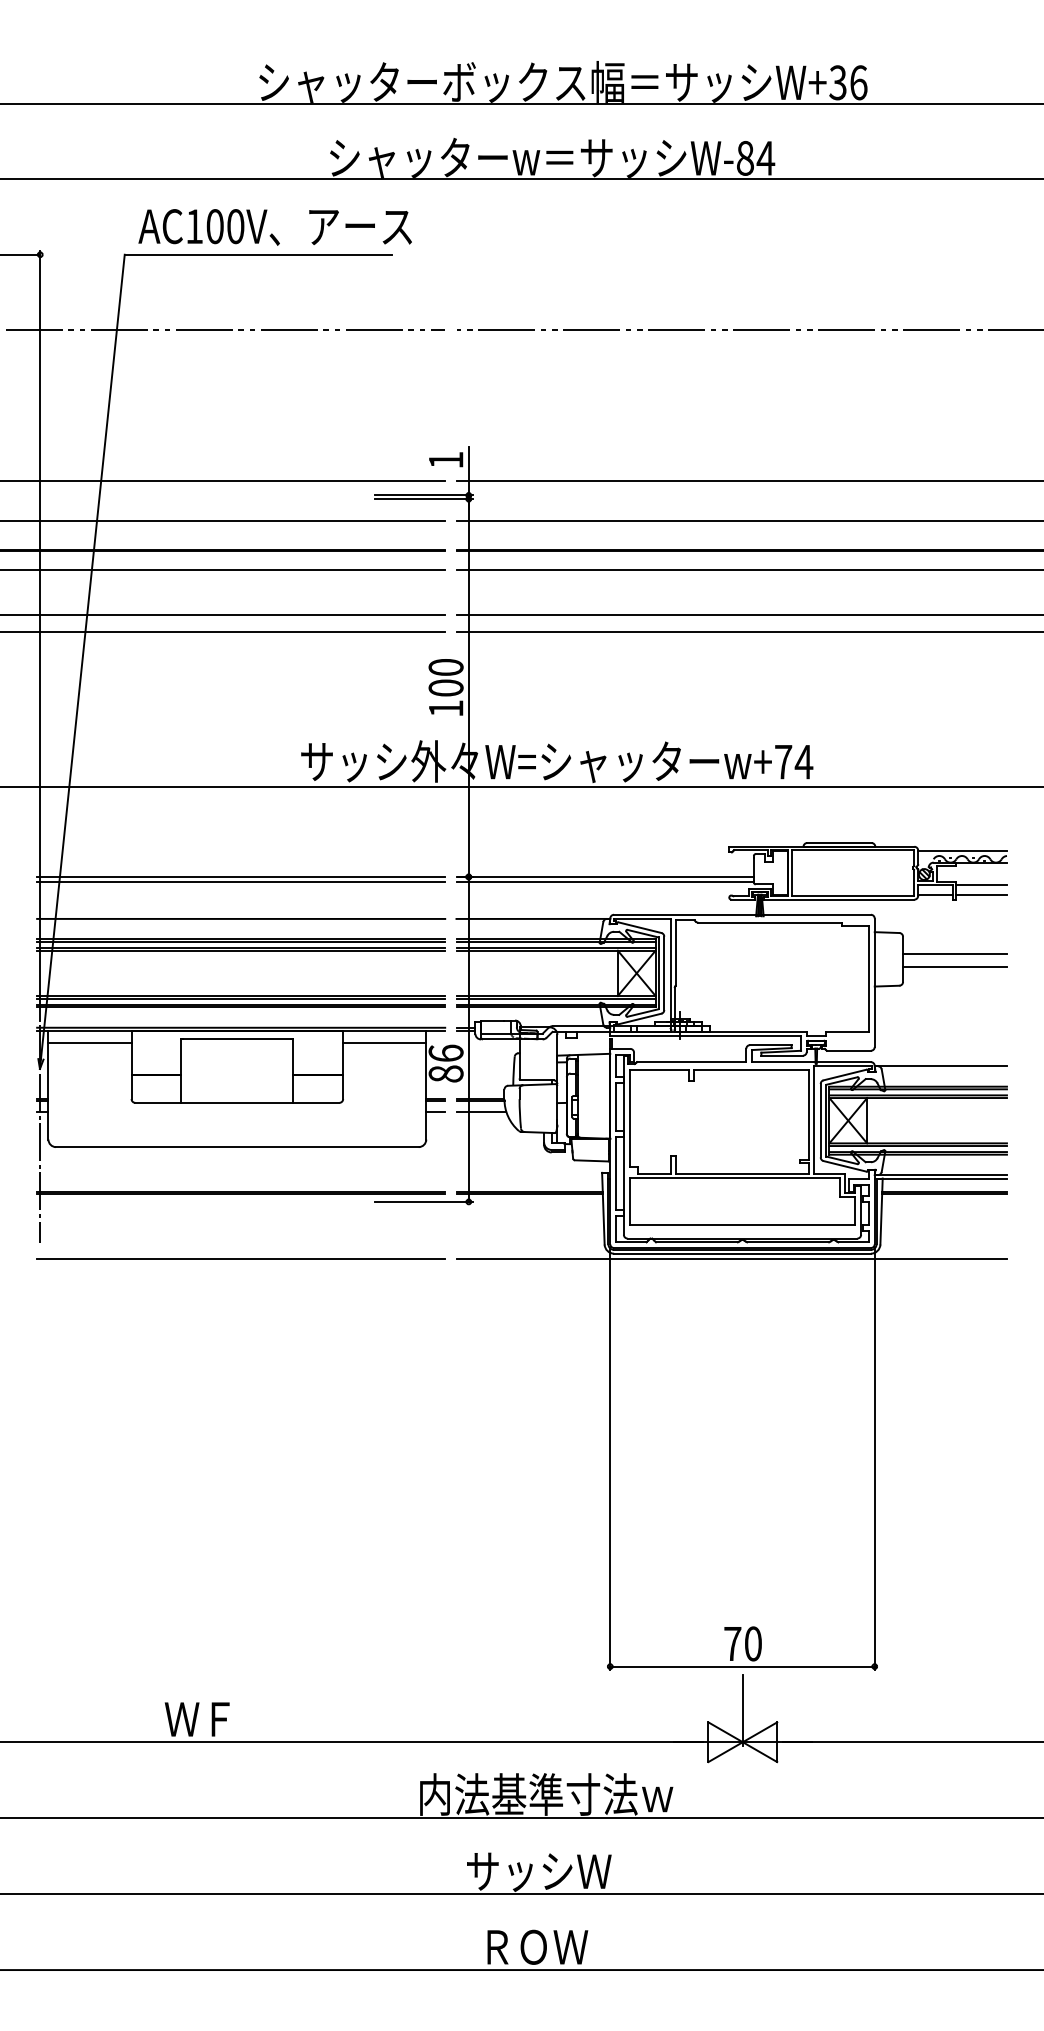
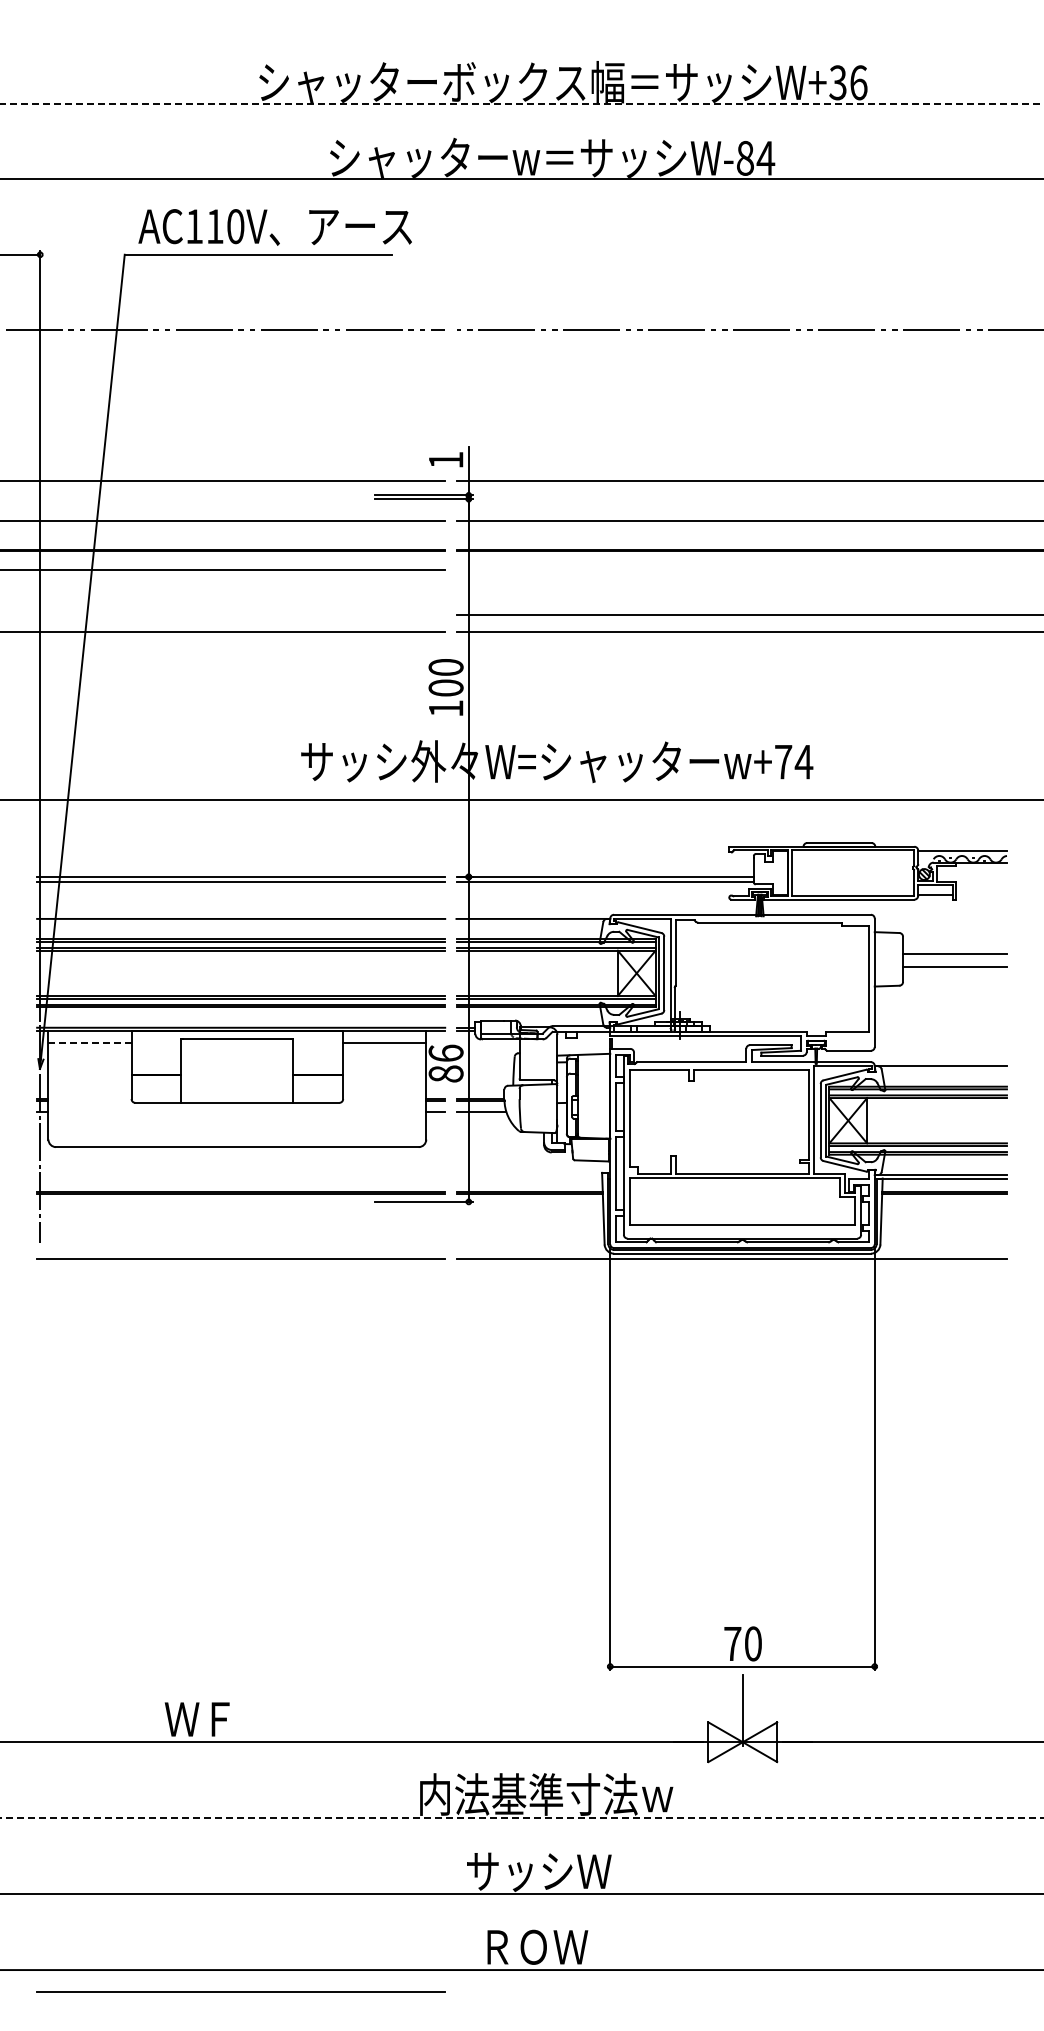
line: solid -> dashed (522, 103)
text: AC100V -> AC110V (214, 226)
line: present -> none (748, 570)
line: present -> none (223, 614)
line position: (521, 786) -> (521, 799) (521, 799)
line: present -> none (980, 884)
line: present -> none (980, 894)
line: solid -> dashed (90, 1043)
line: solid -> dashed (522, 1817)
line: none -> present (240, 1991)
